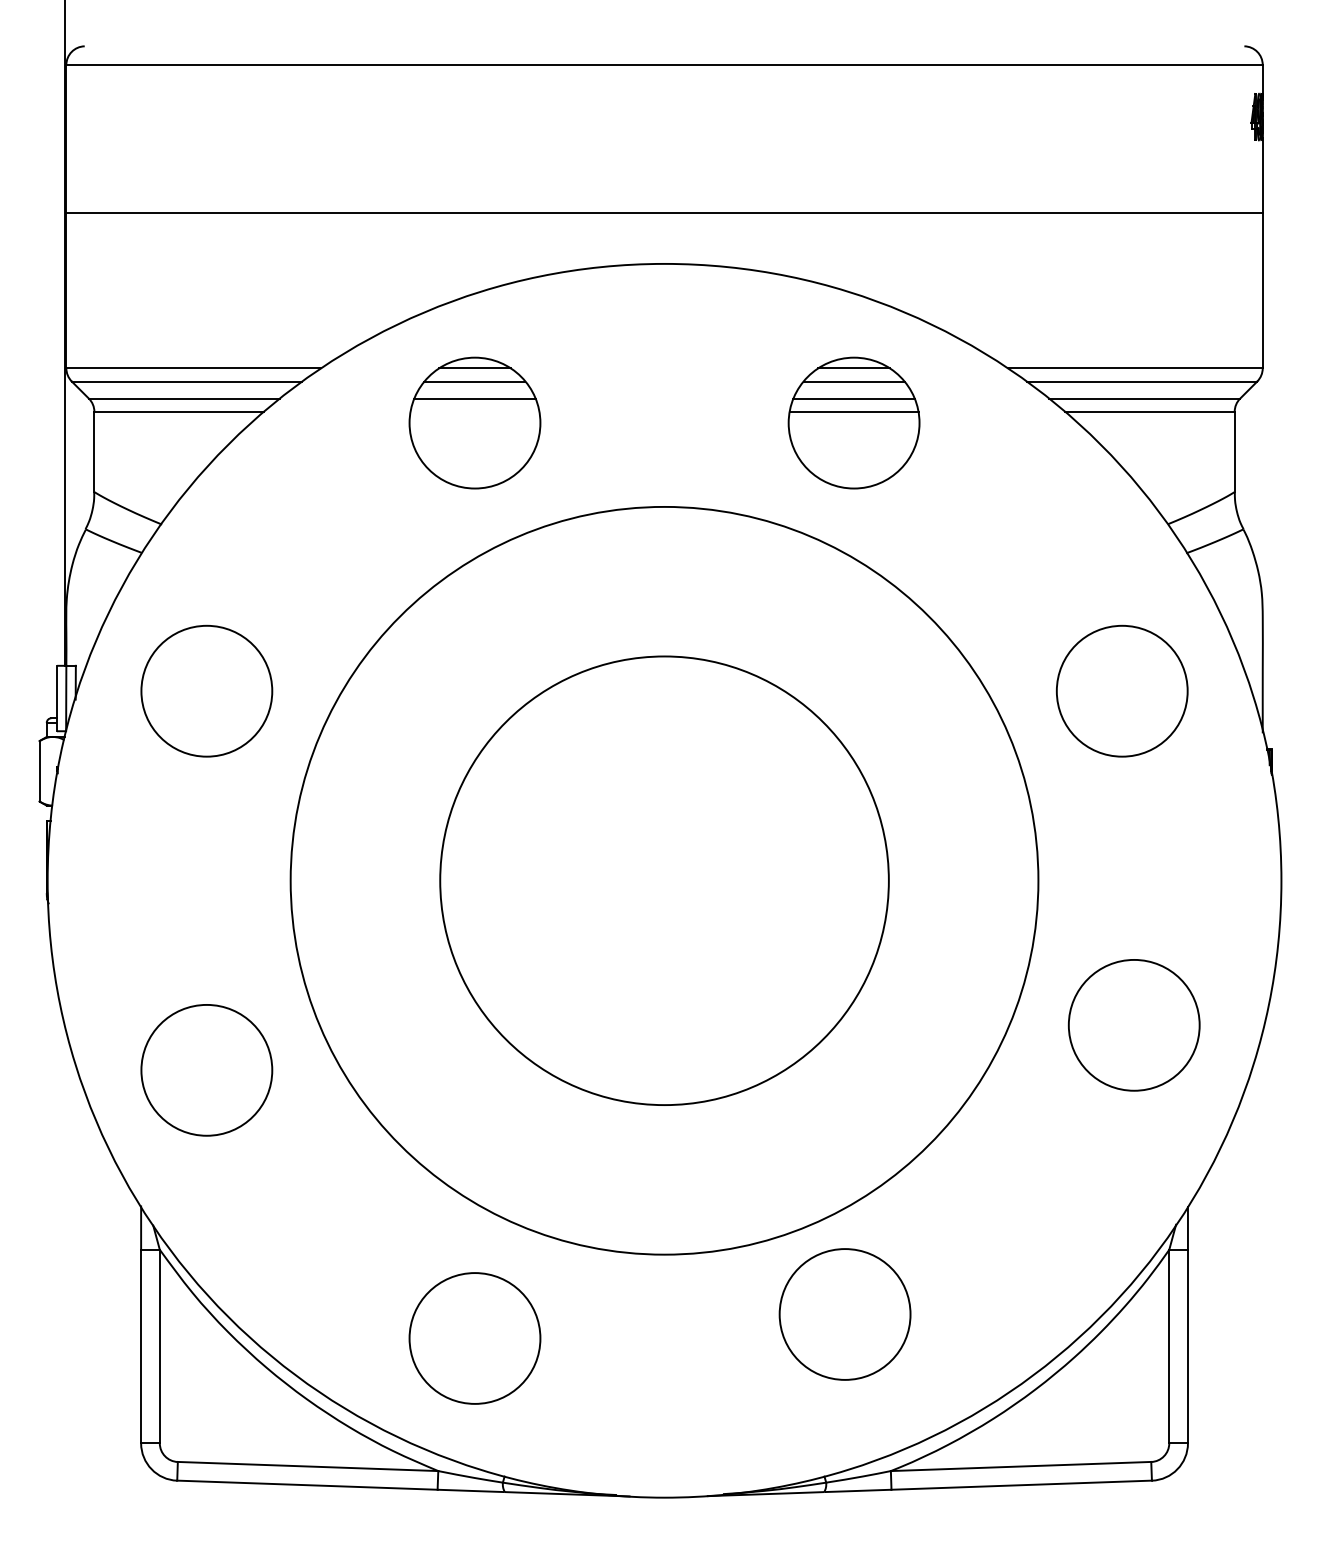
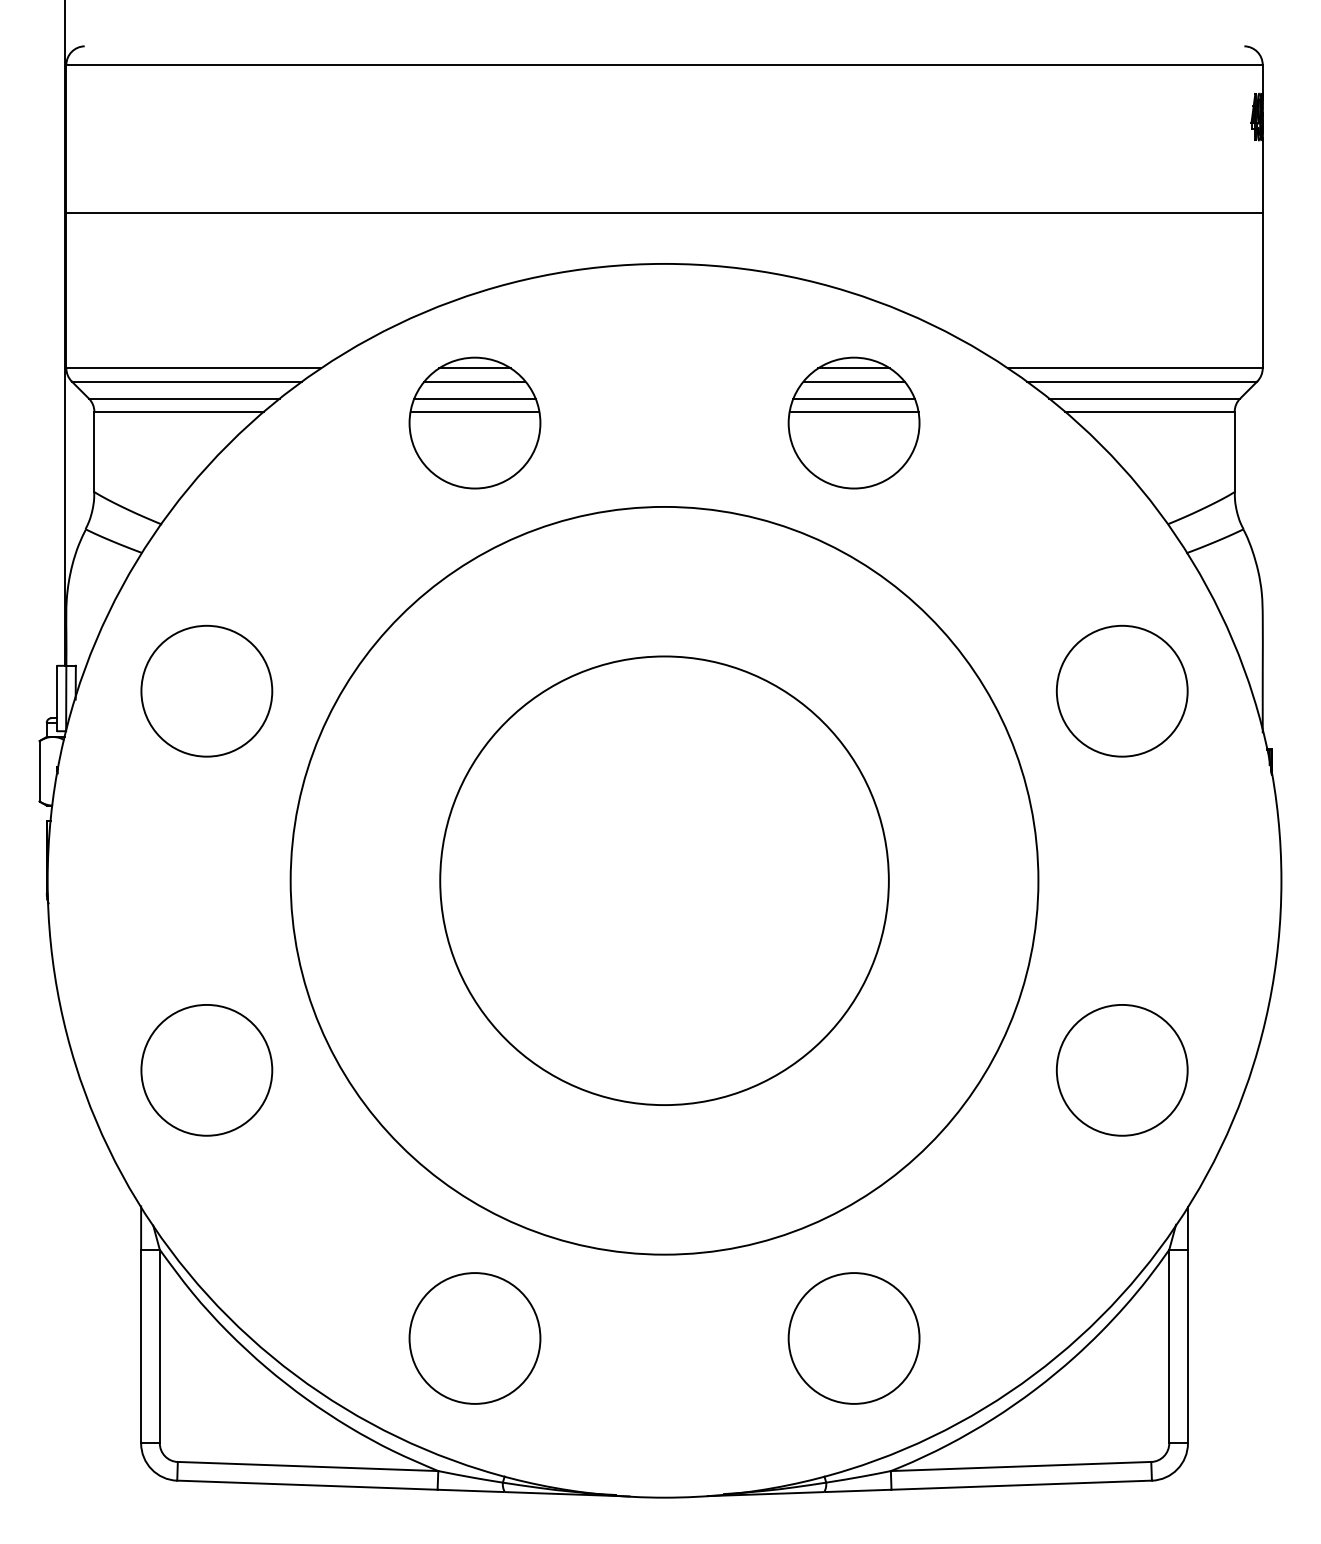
line: none -> present (474, 411)
circle position: (1133, 1025) -> (1121, 1070) (1121, 1070)
circle position: (844, 1314) -> (853, 1338) (853, 1338)
